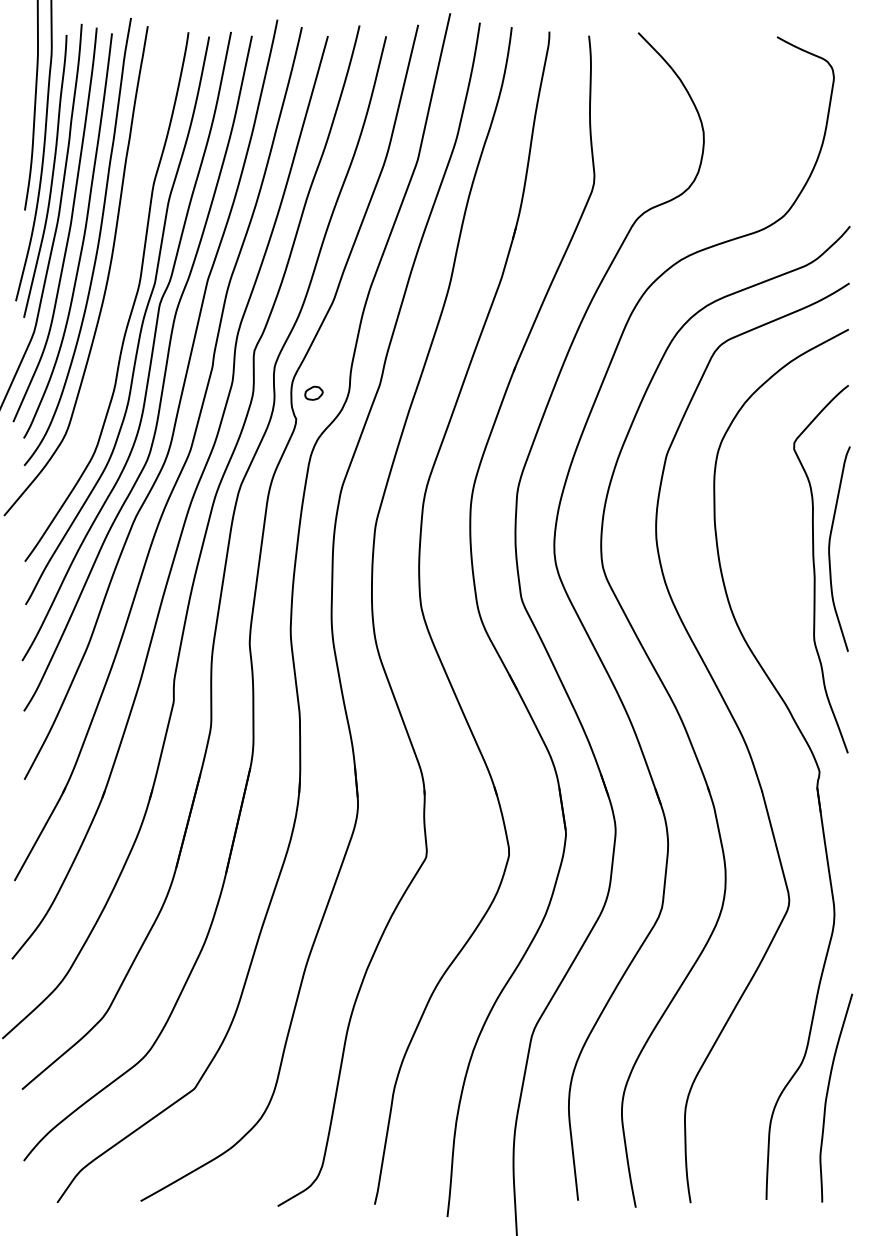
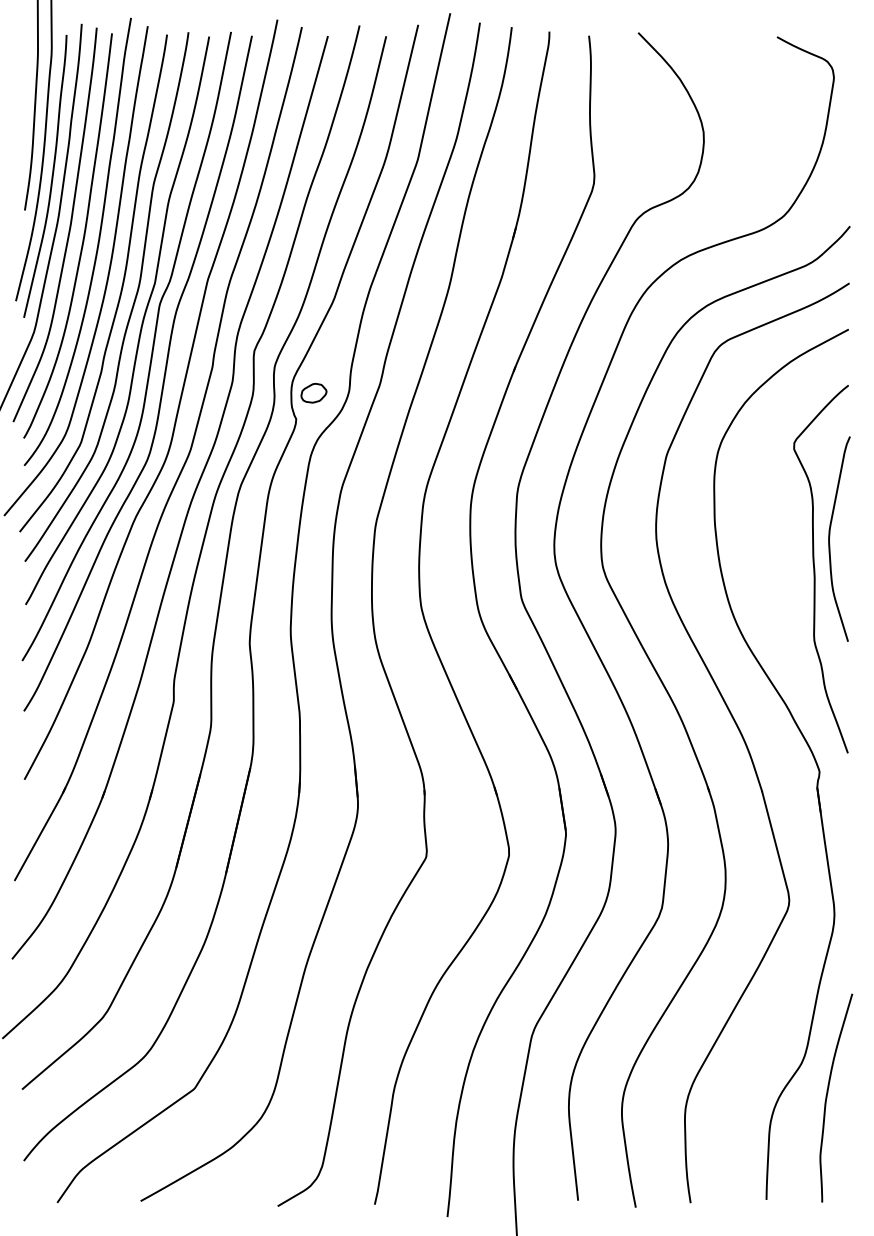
curve: none -> present (120, 290)
part size: 20x16 px -> 28x21 px (313, 393)
curve position: (830, 546) -> (830, 536) (830, 536)
